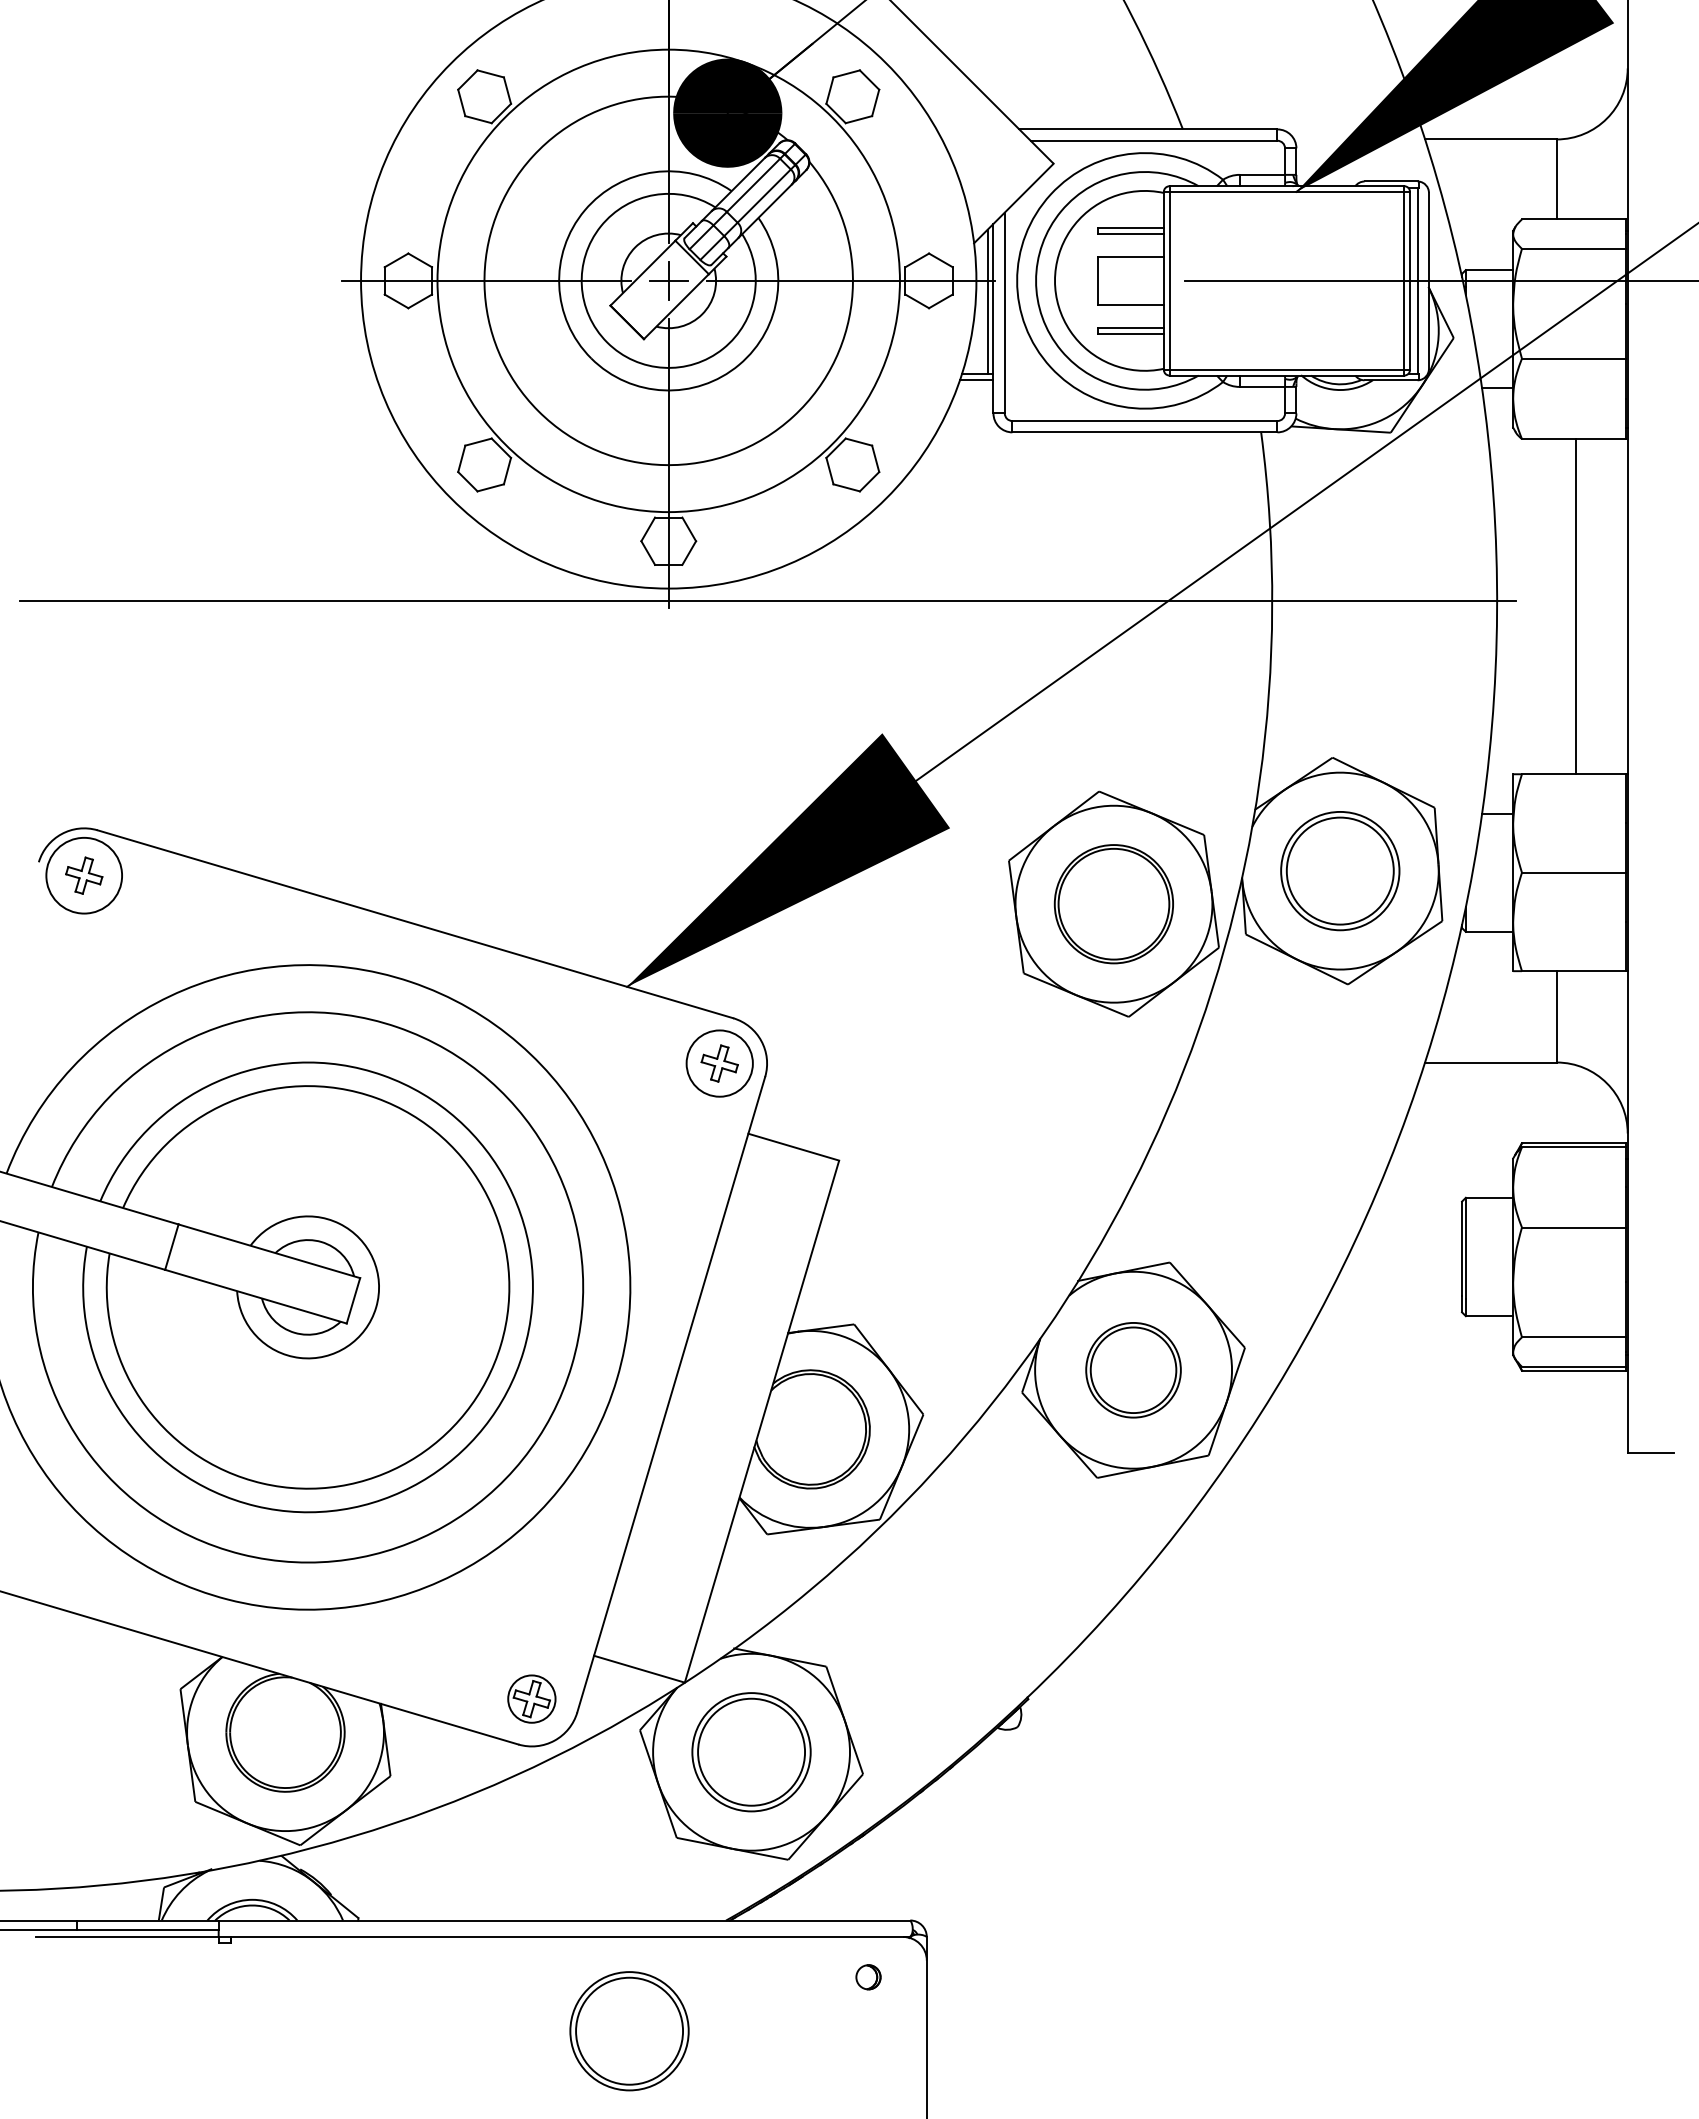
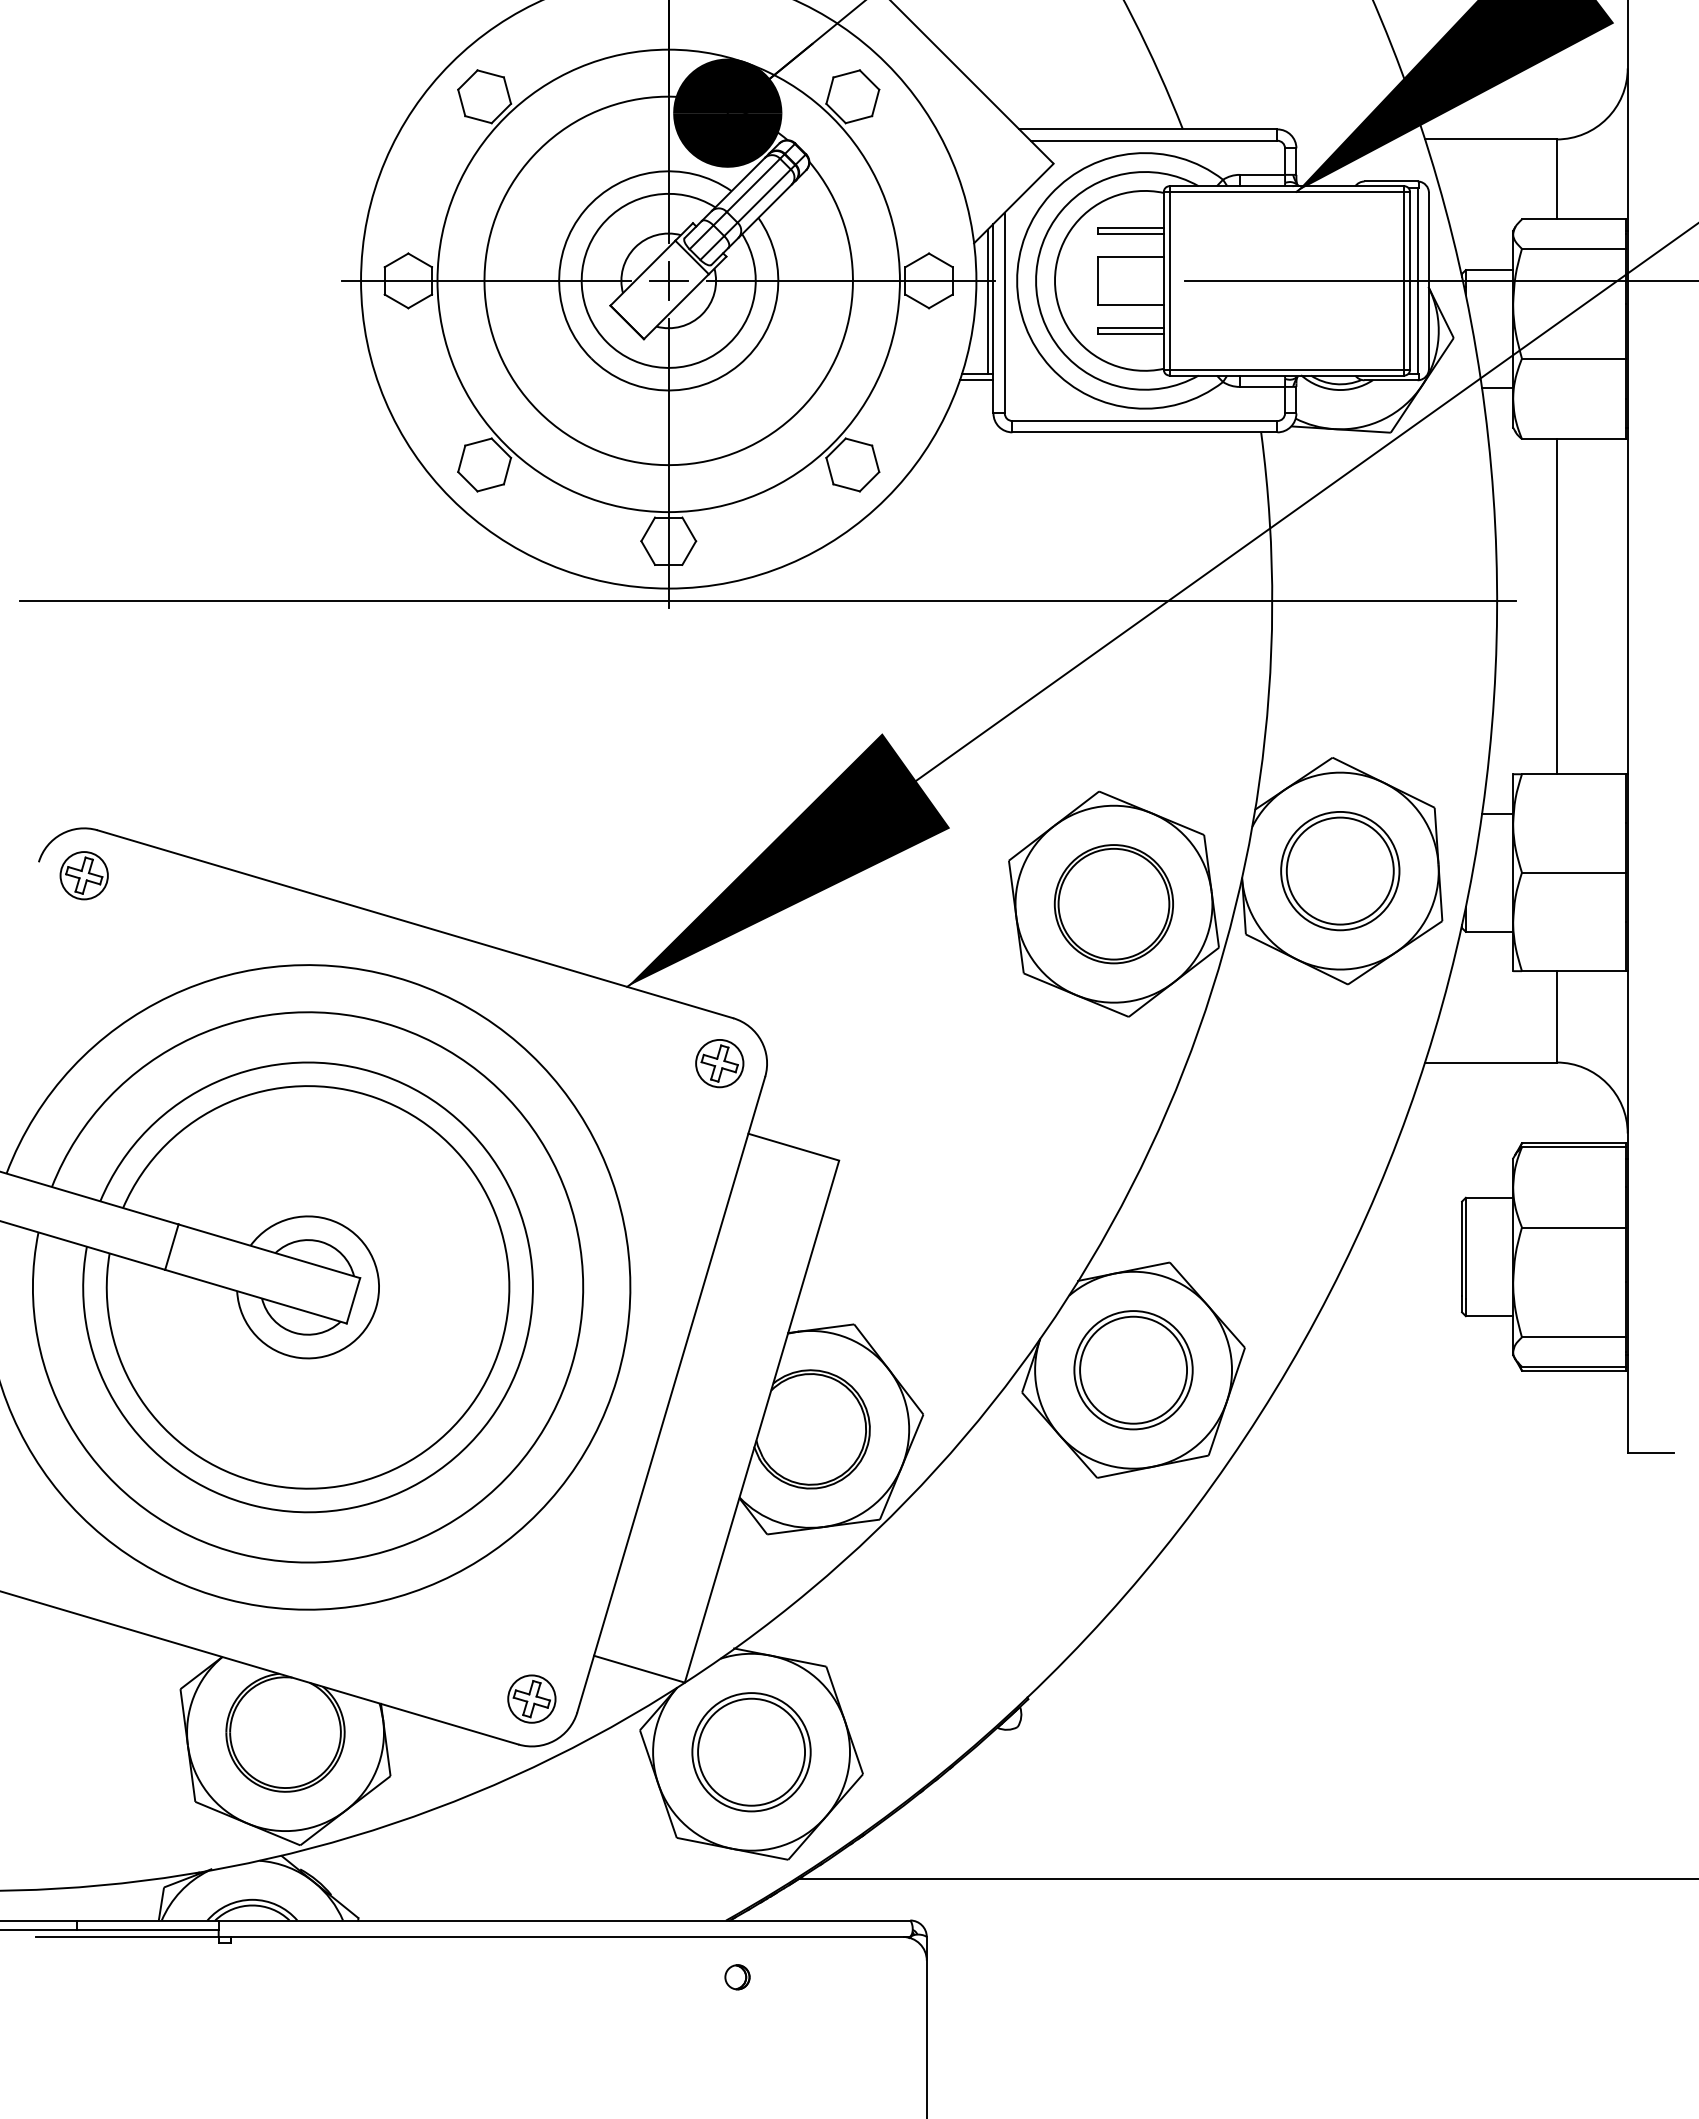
line position: (1575, 606) -> (1556, 606) (1556, 606)
circle diameter: 76 px -> 47 px (83, 875)
circle diameter: 66 px -> 47 px (719, 1063)
part size: 97x97 px -> 121x121 px (1133, 1370)
line: none -> present (1246, 1879)
part position: (868, 1977) -> (737, 1977) (737, 1977)
part: present -> none (629, 2031)
